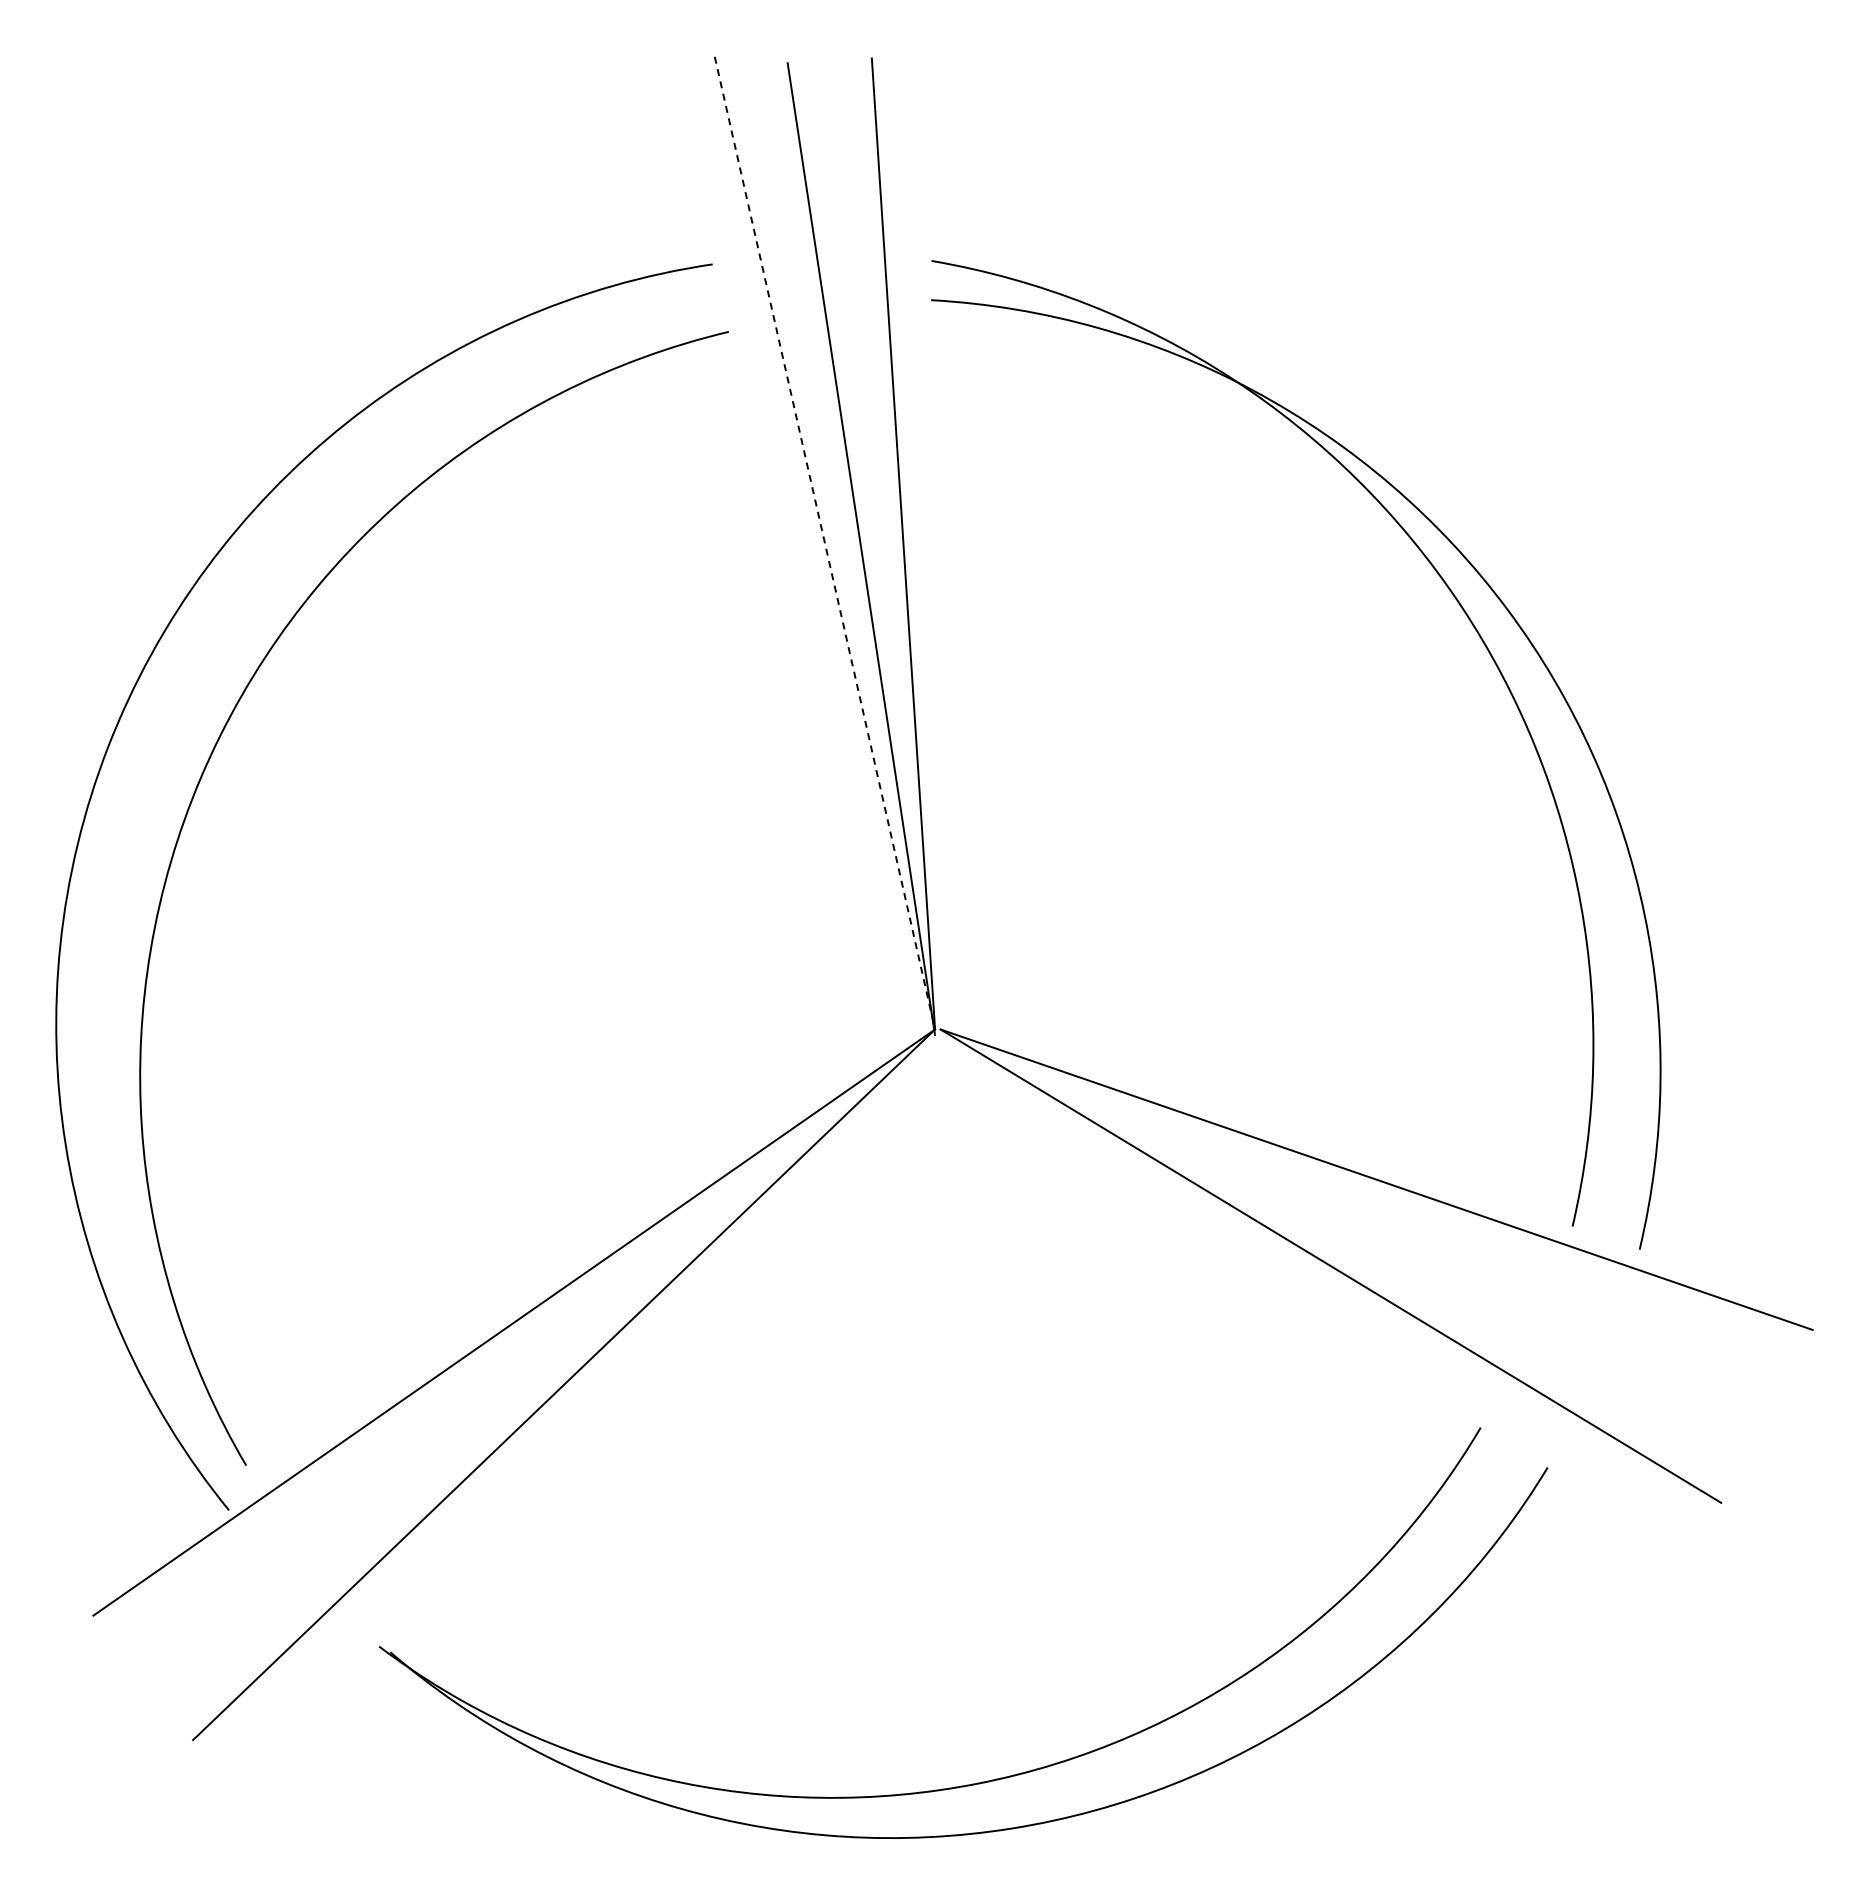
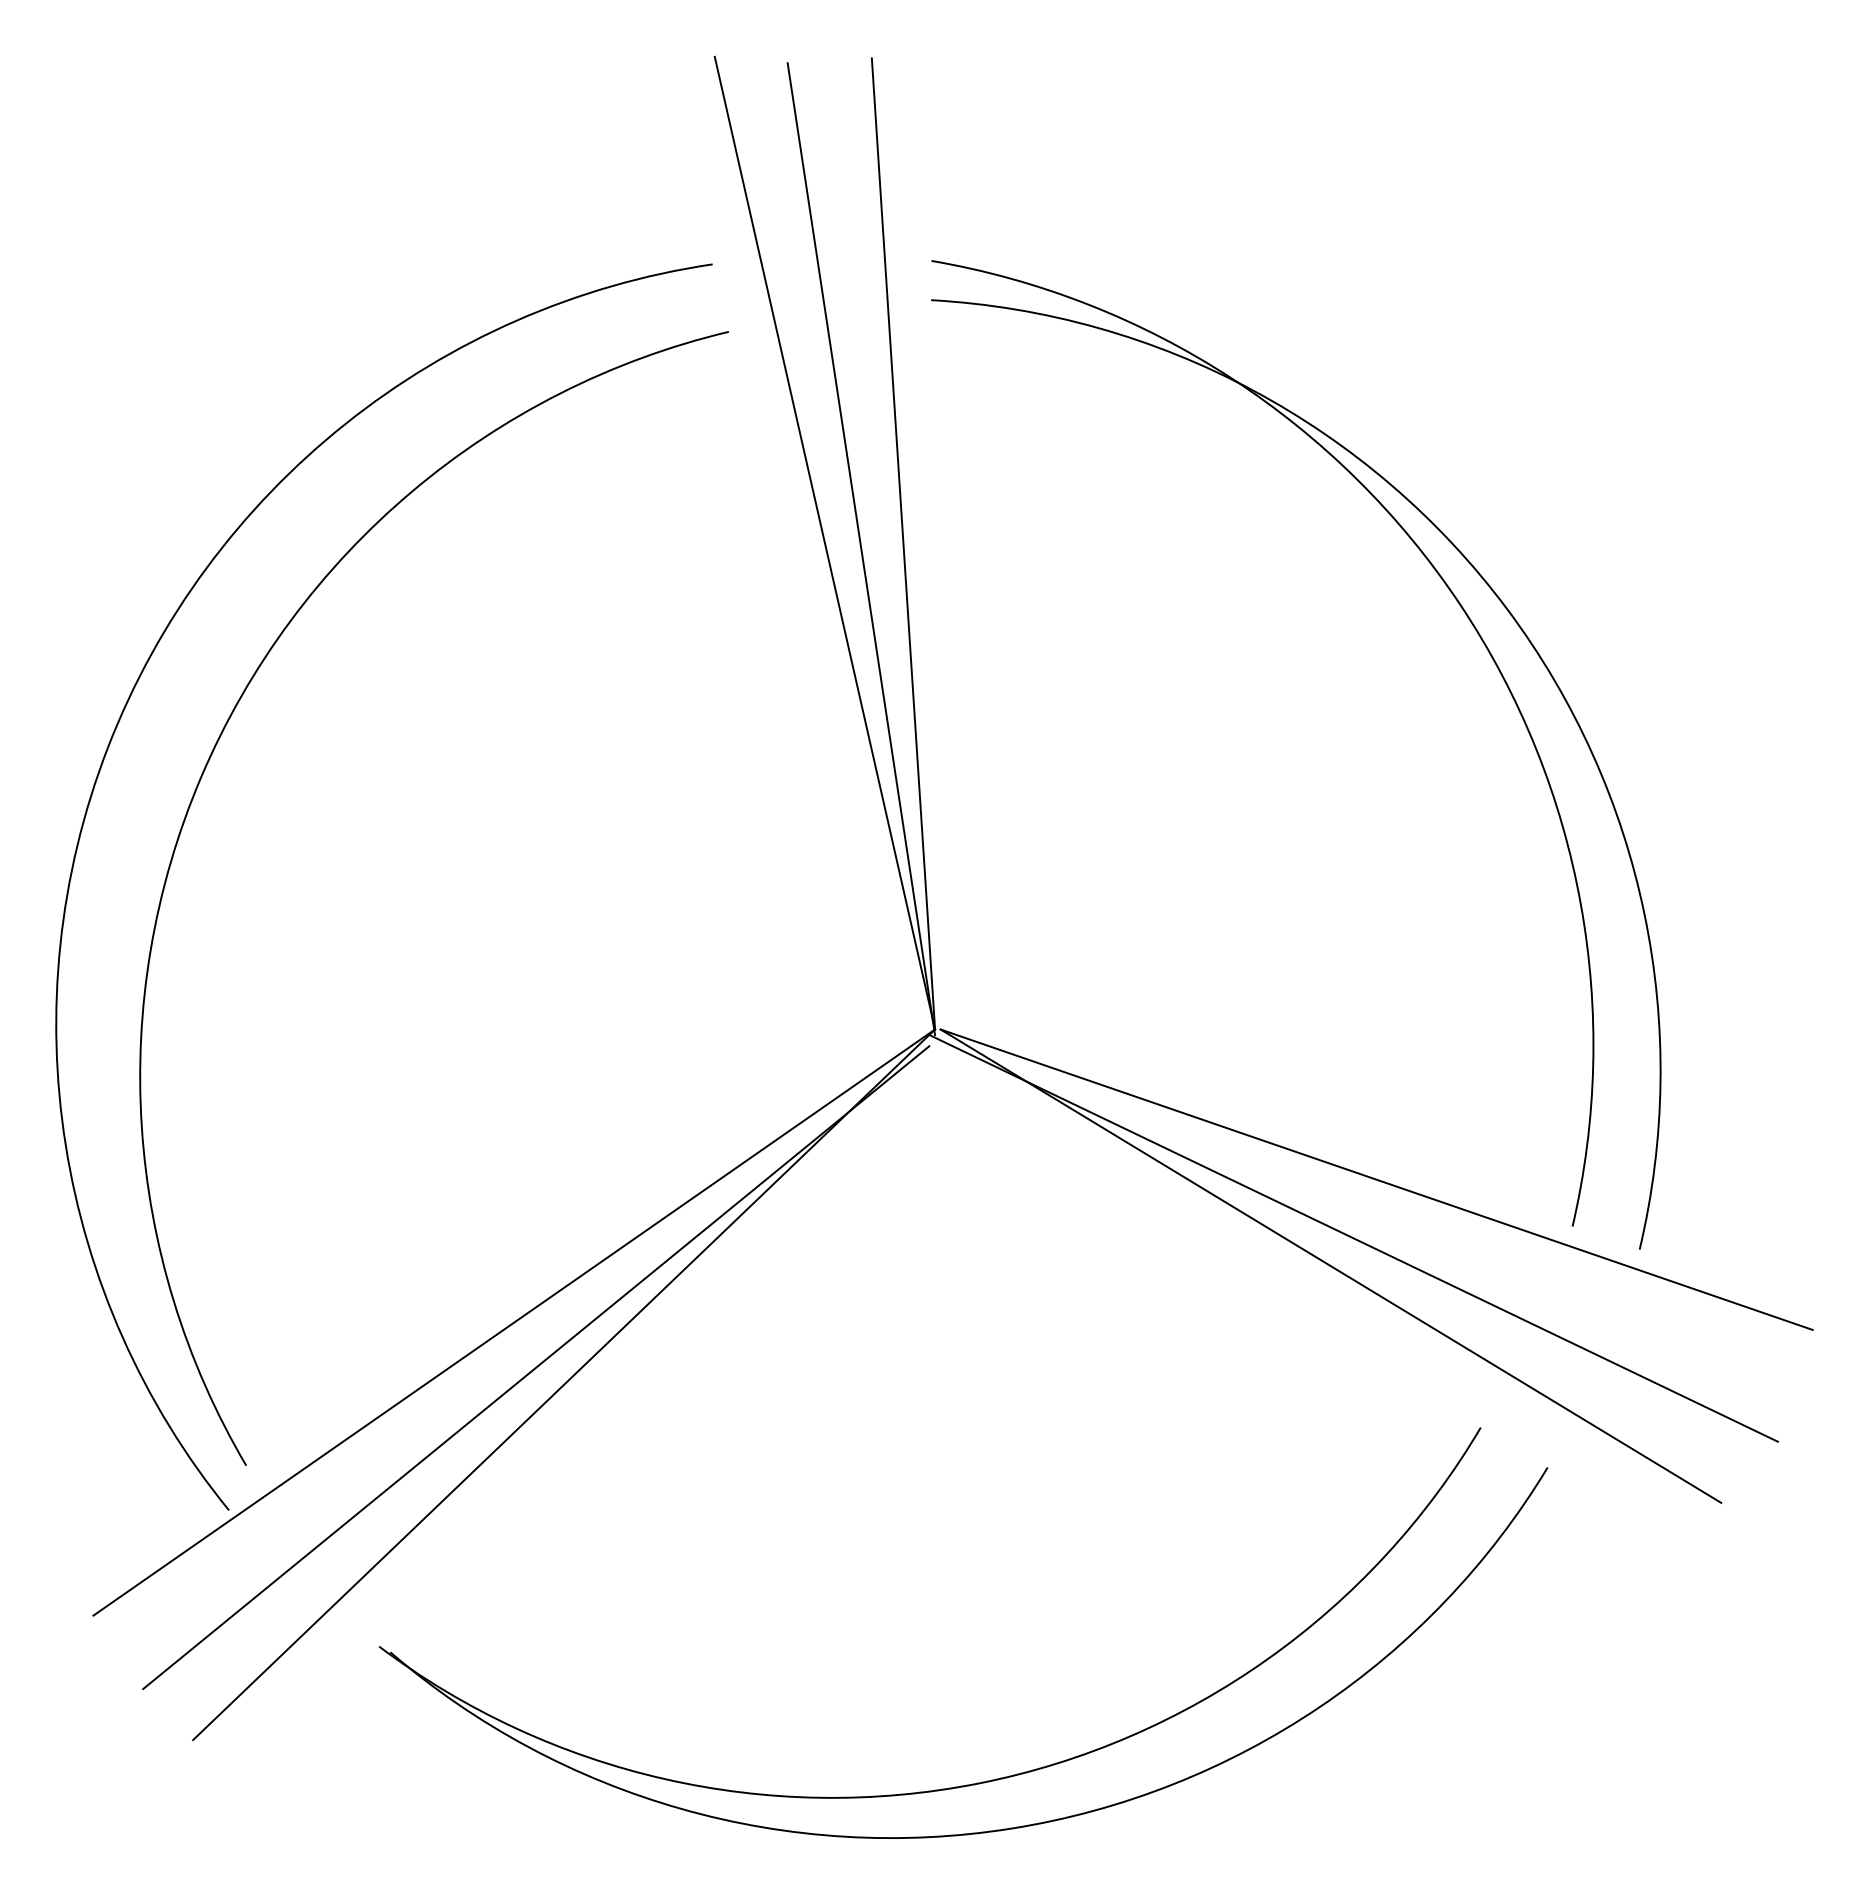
line: dashed -> solid (824, 543)
line: none -> present (1353, 1238)
line: none -> present (536, 1367)
